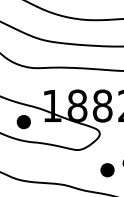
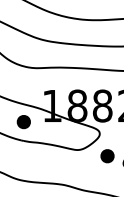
part position: (107, 170) -> (107, 156) (107, 156)
